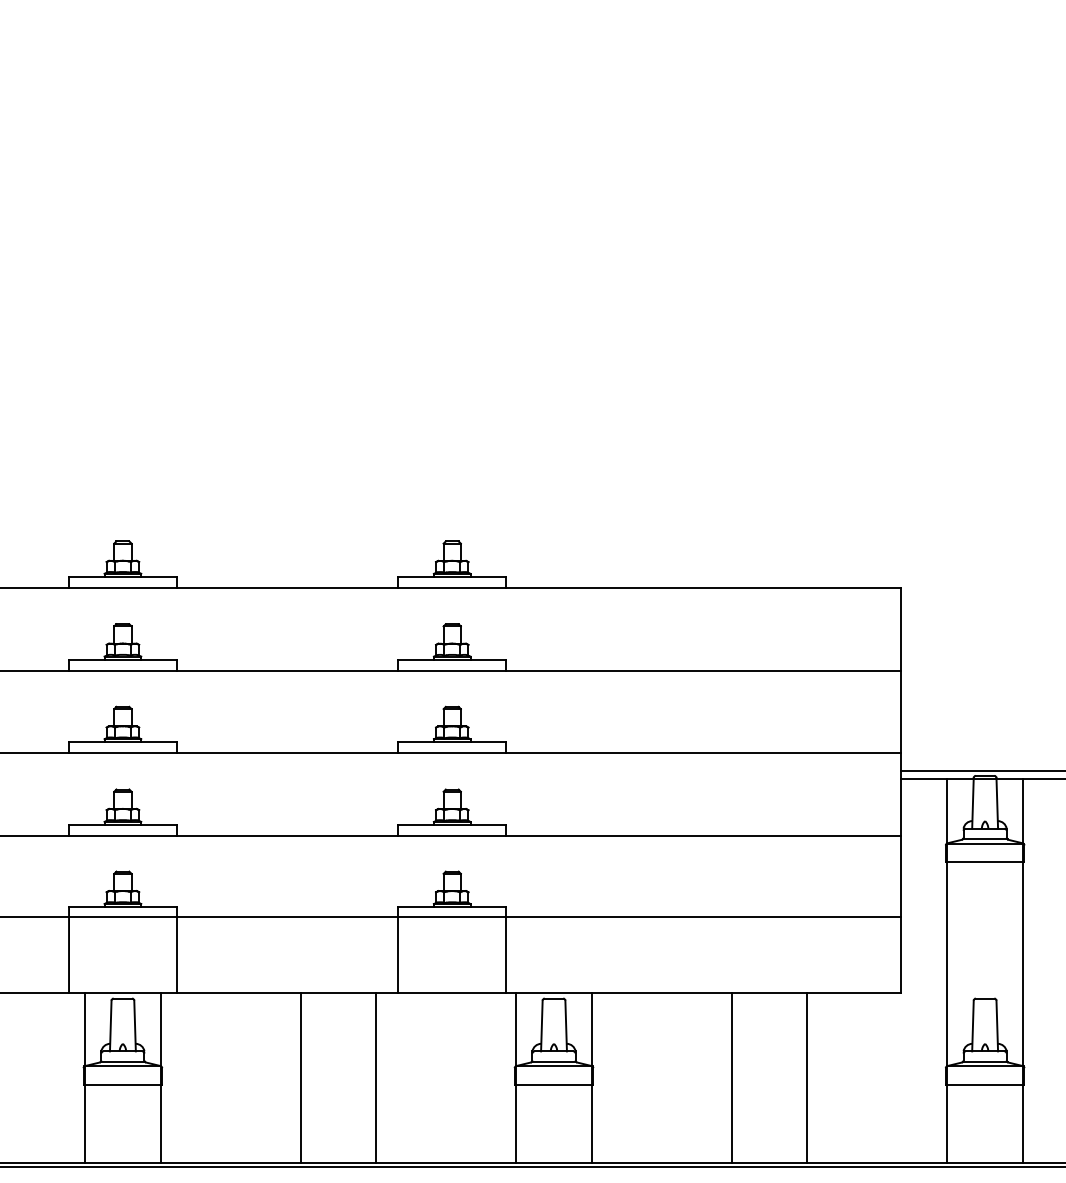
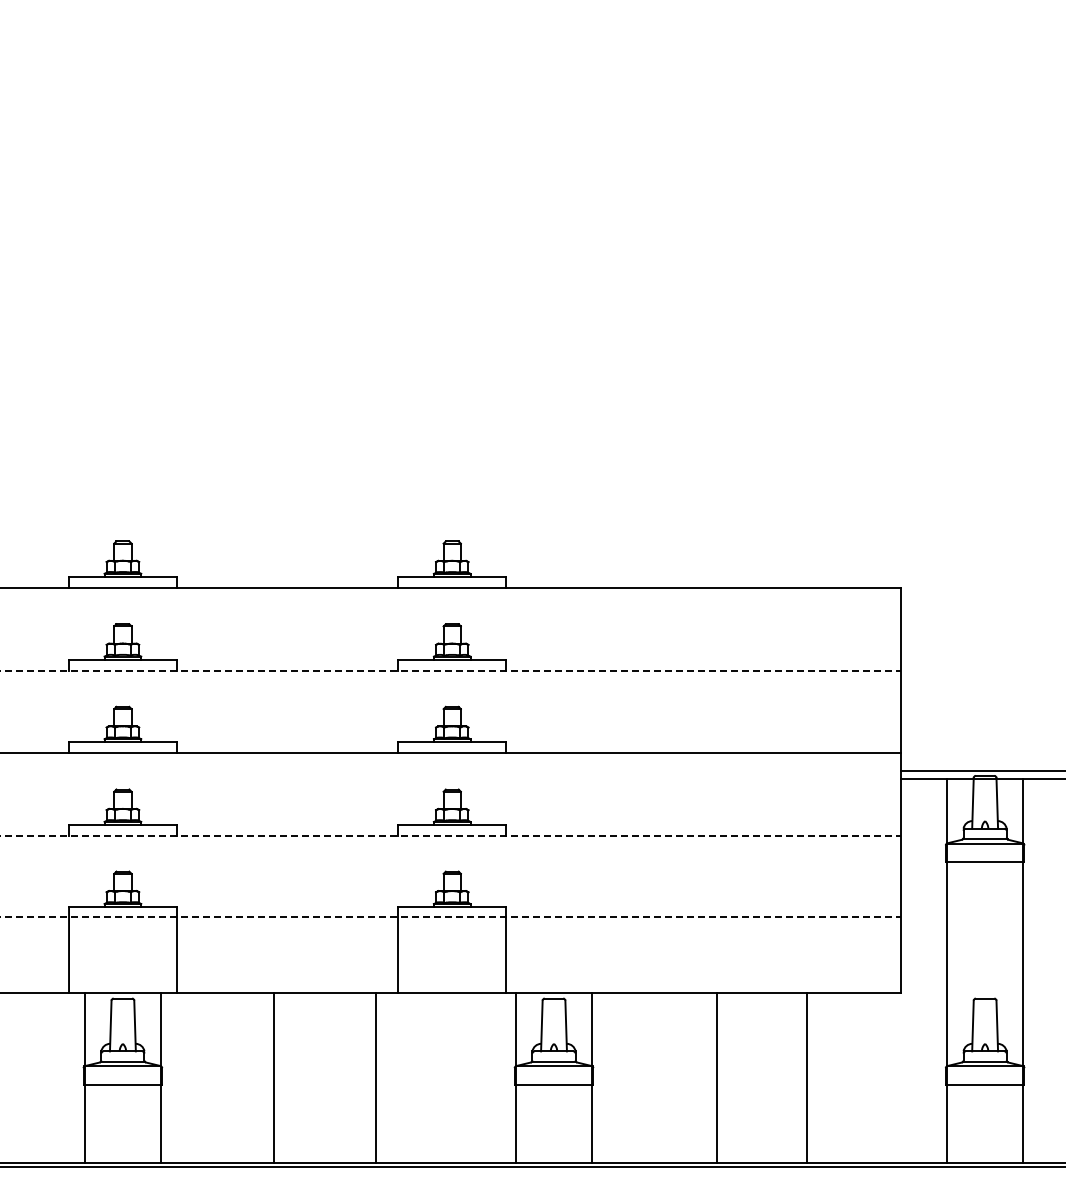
line: solid -> dashed (451, 670)
line: solid -> dashed (451, 835)
line: solid -> dashed (451, 917)
line position: (300, 1077) -> (273, 1077) (273, 1077)
line position: (731, 1077) -> (716, 1077) (716, 1077)
